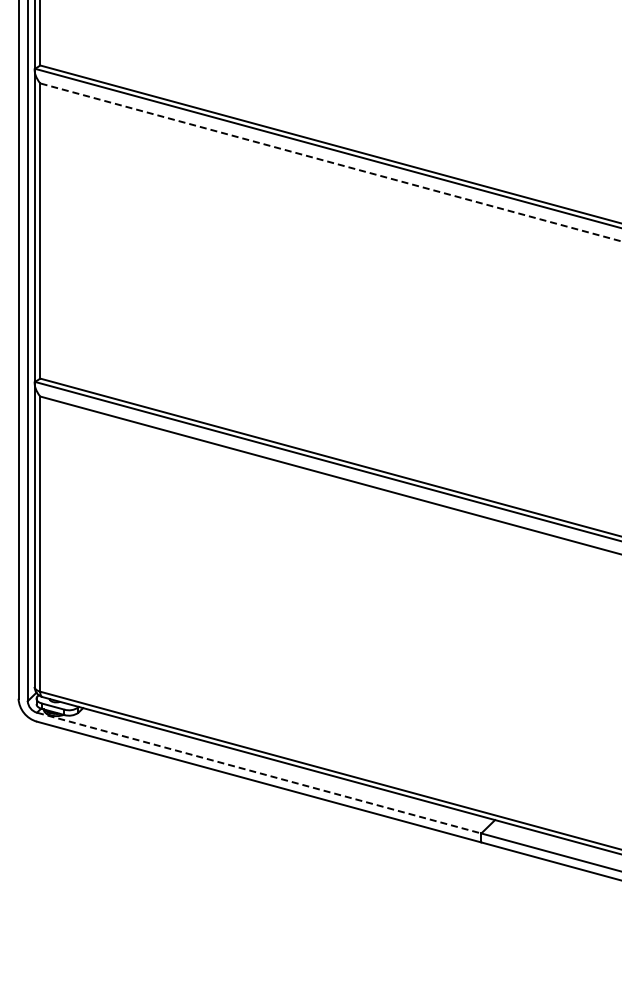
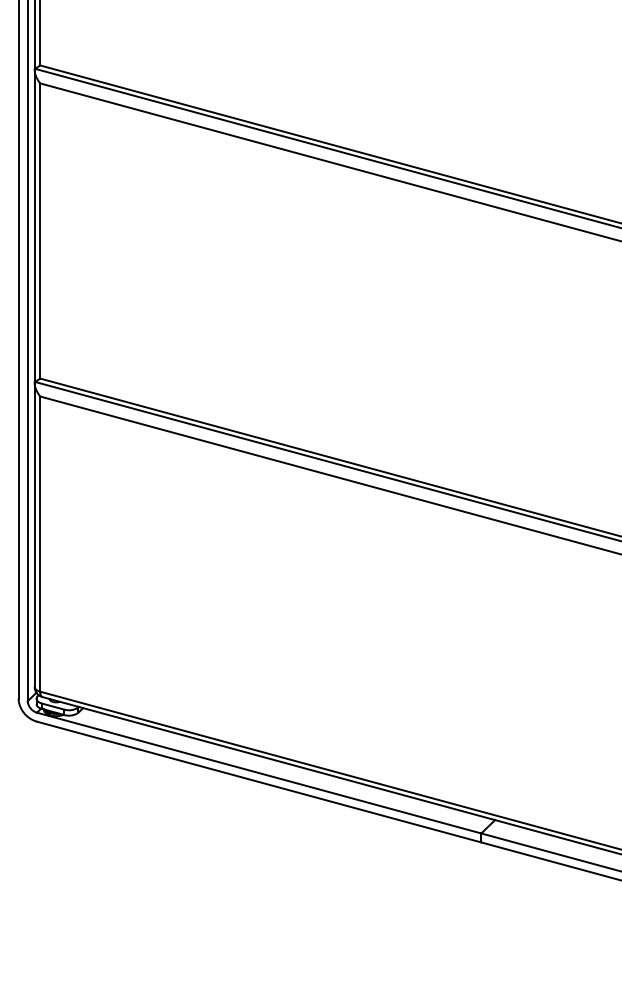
line: dashed -> solid (330, 162)
line: dashed -> solid (259, 773)
